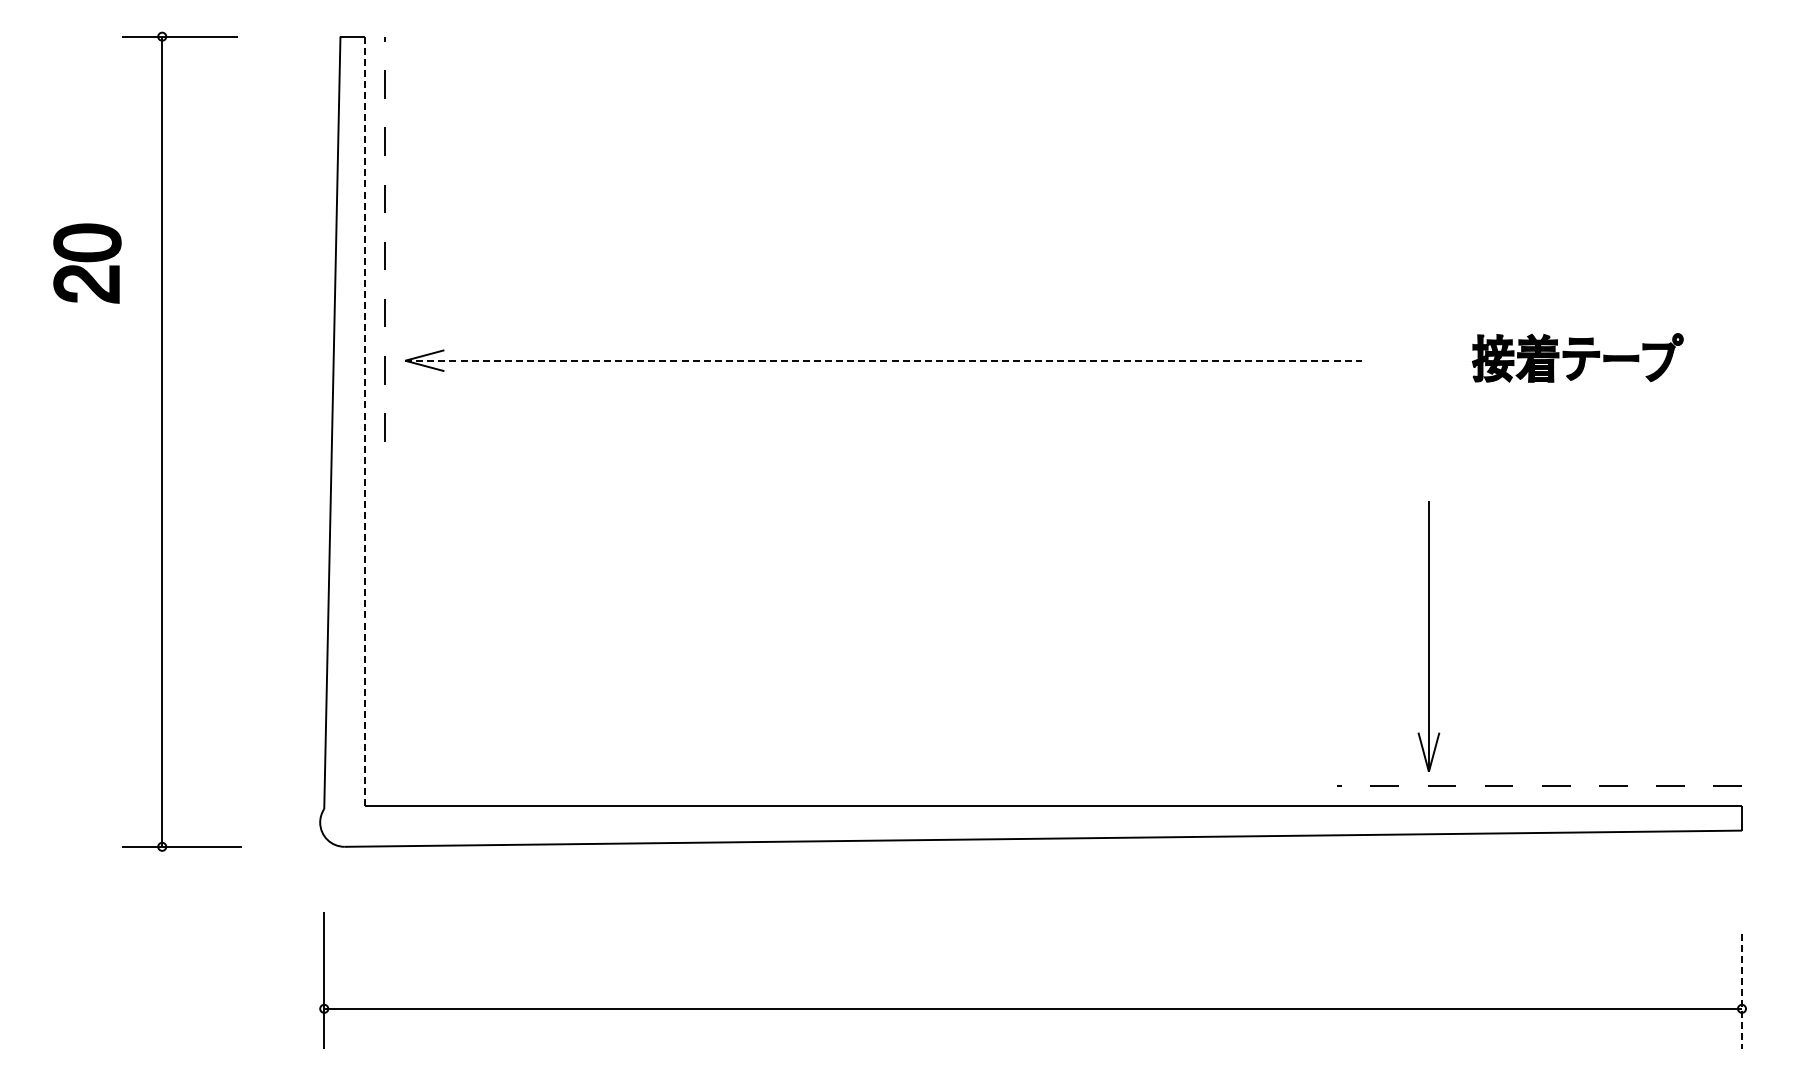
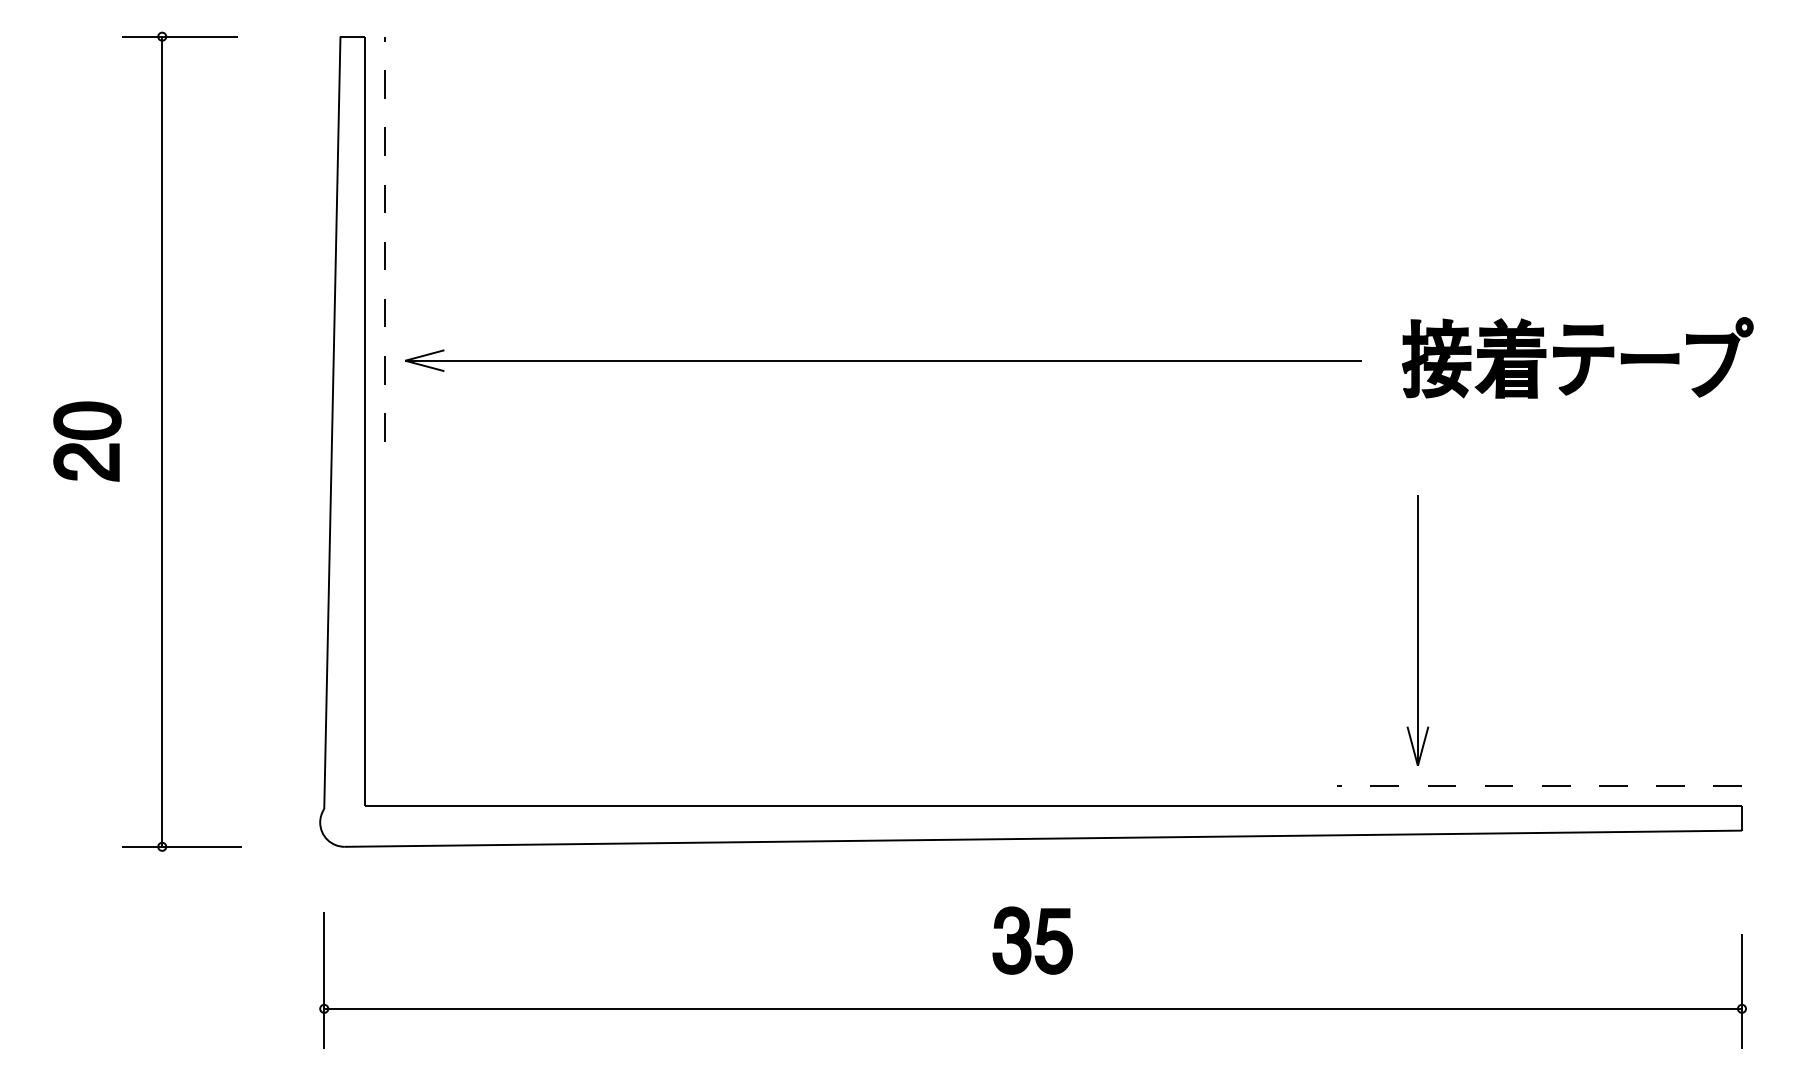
part position: (87, 263) -> (87, 441) (87, 441)
part size: 212x50 px -> 352x82 px (1577, 357)
line: dashed -> solid (884, 360)
line: dashed -> solid (364, 421)
part position: (1428, 636) -> (1417, 630) (1417, 630)
part: none -> present (1032, 940)
line: dashed -> solid (1741, 991)
